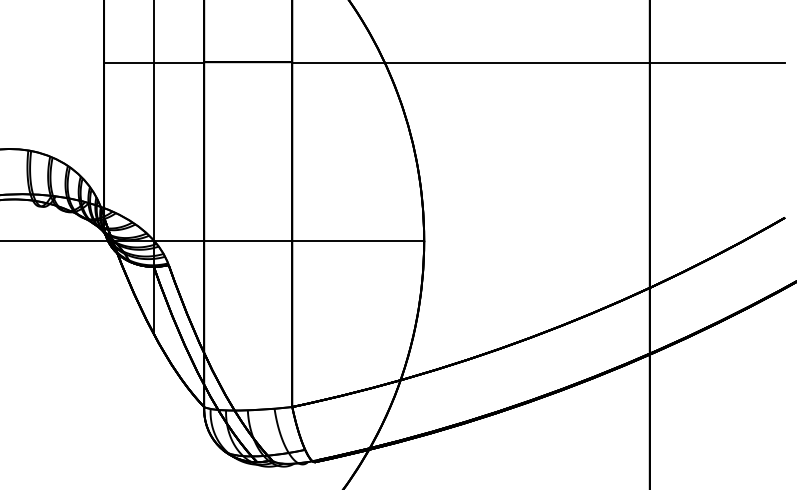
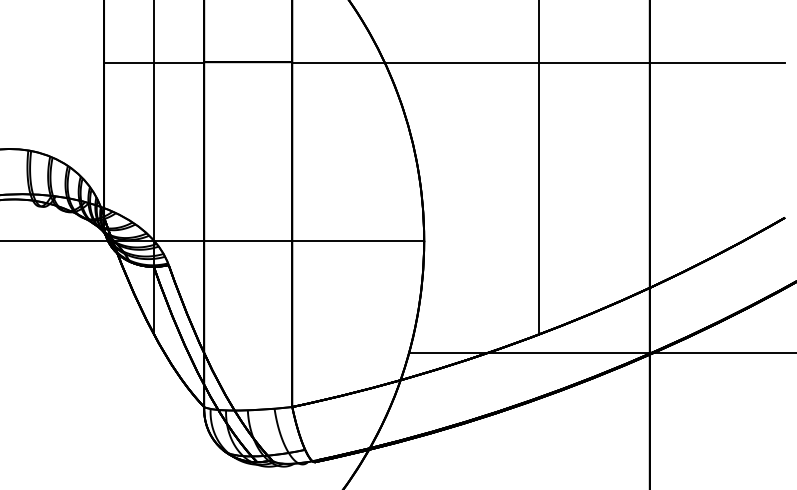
line: none -> present (538, 168)
line: none -> present (601, 353)
